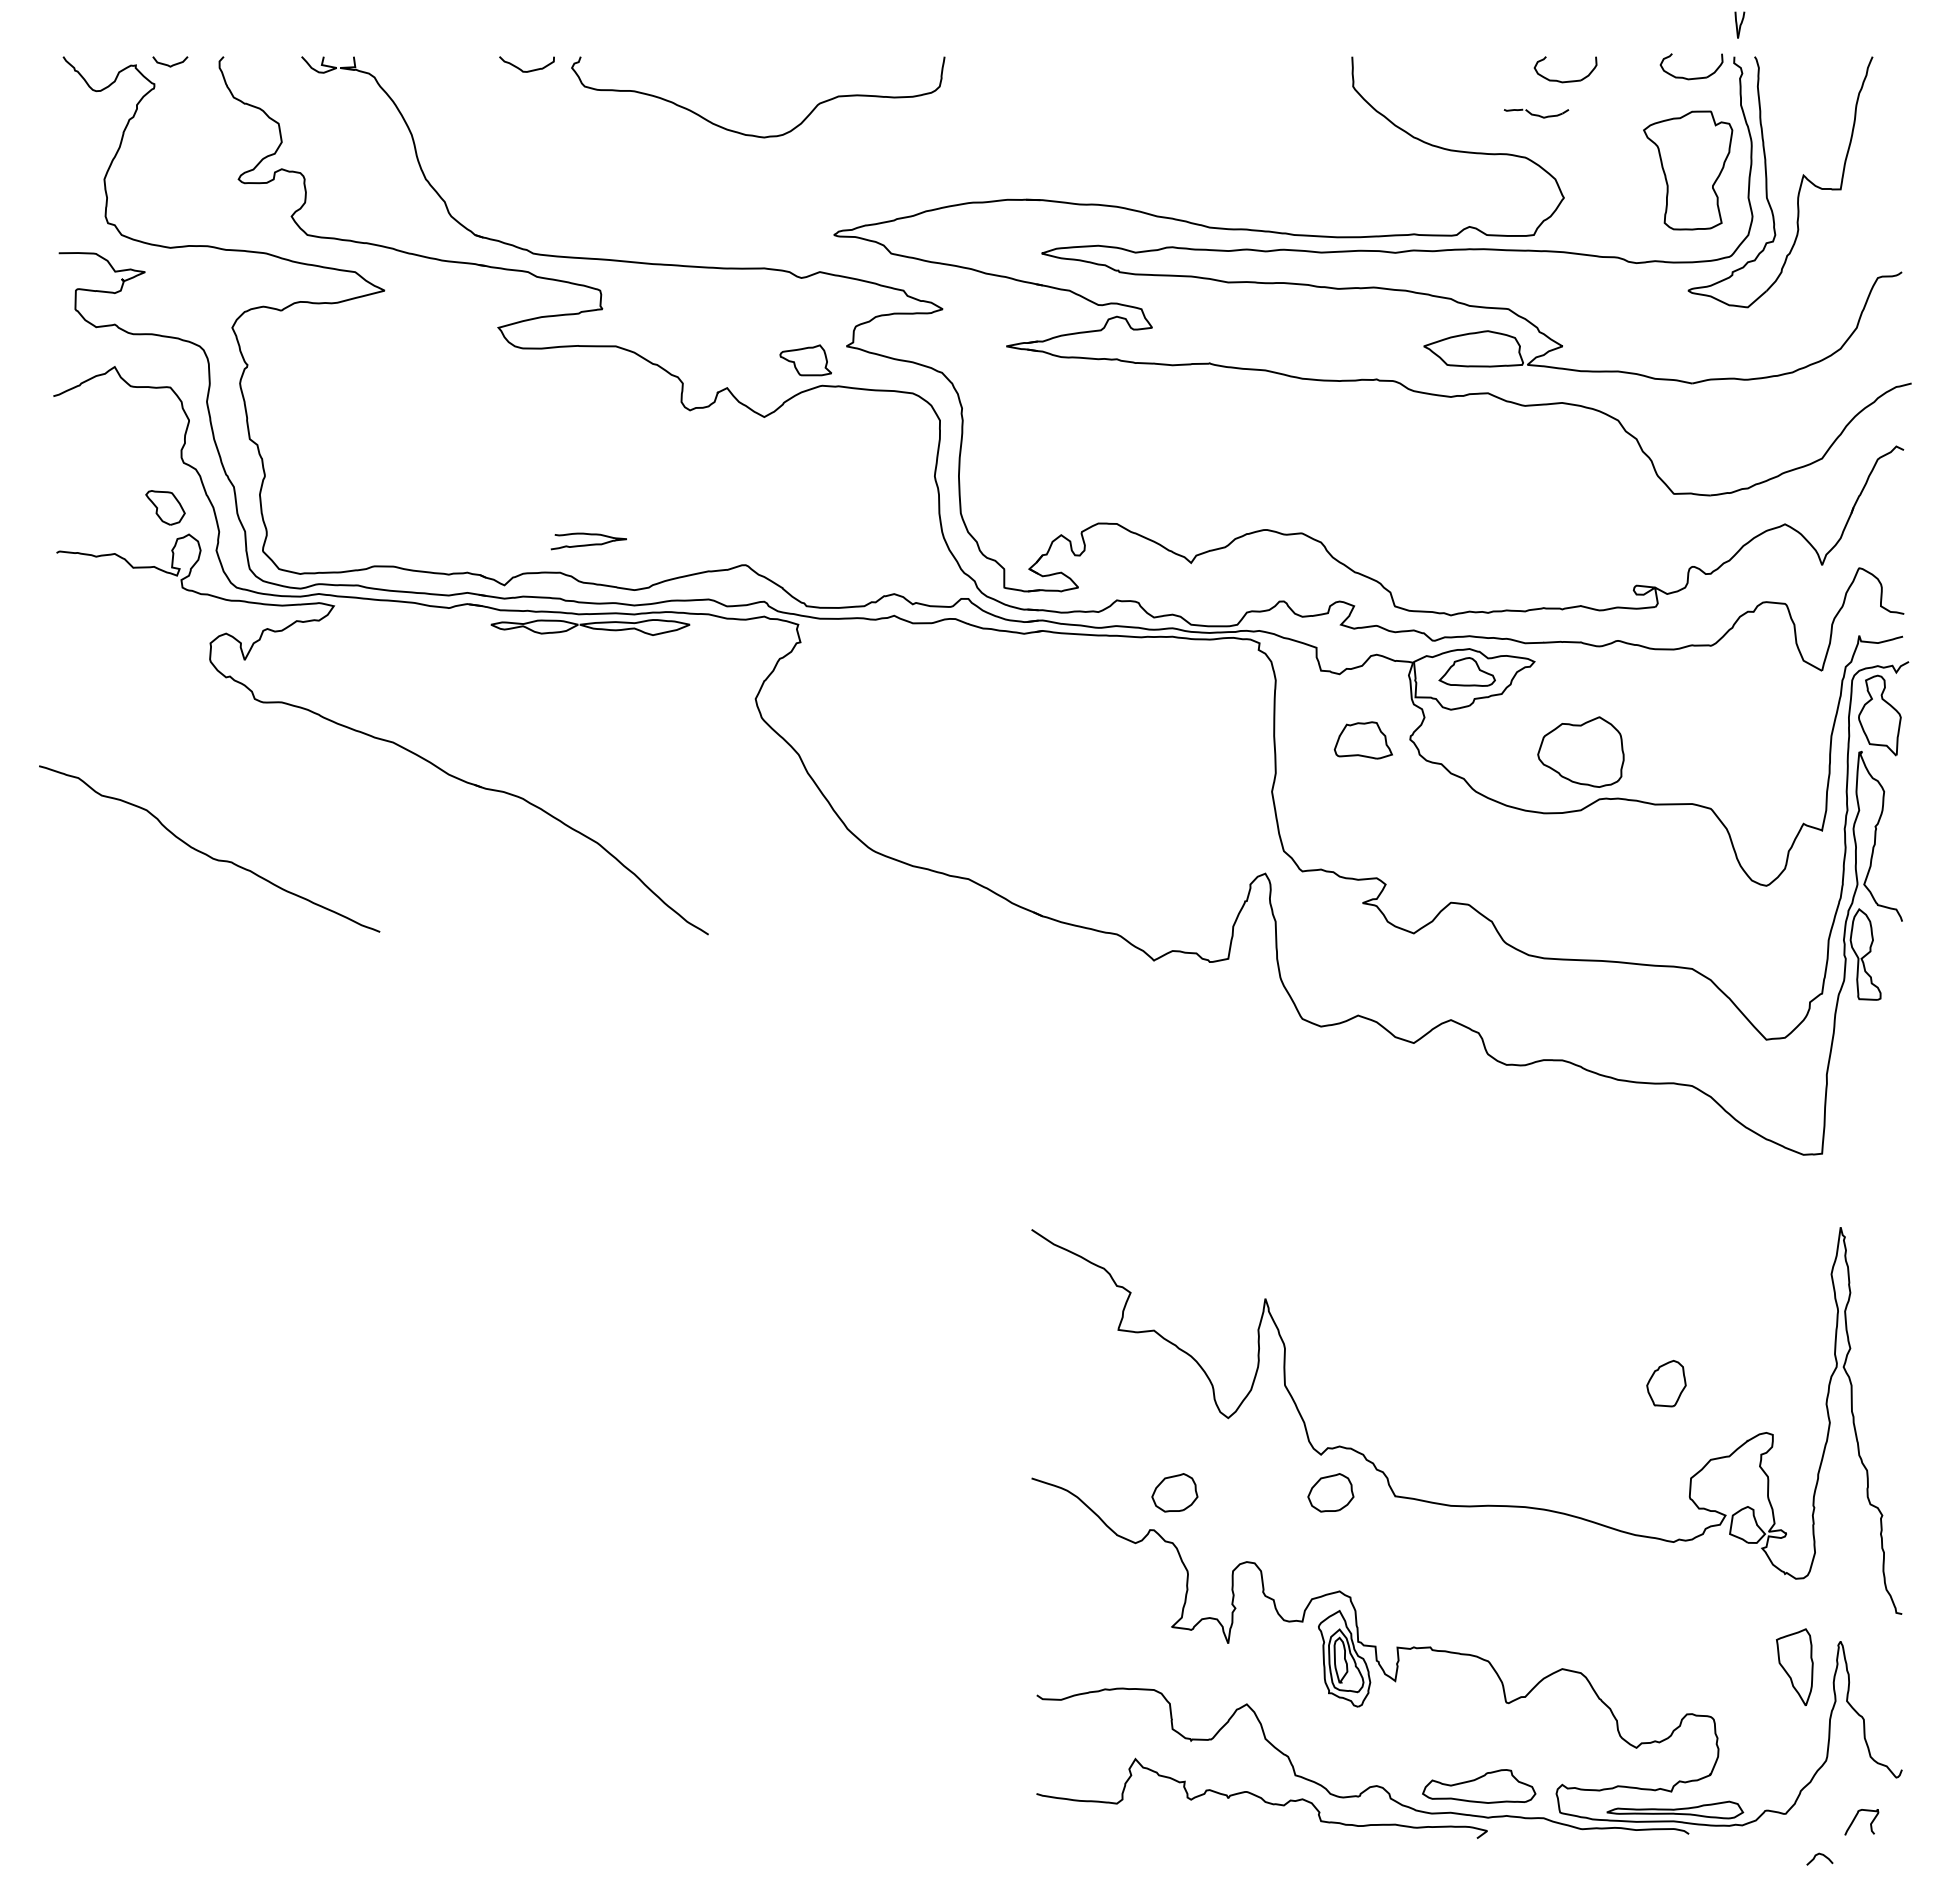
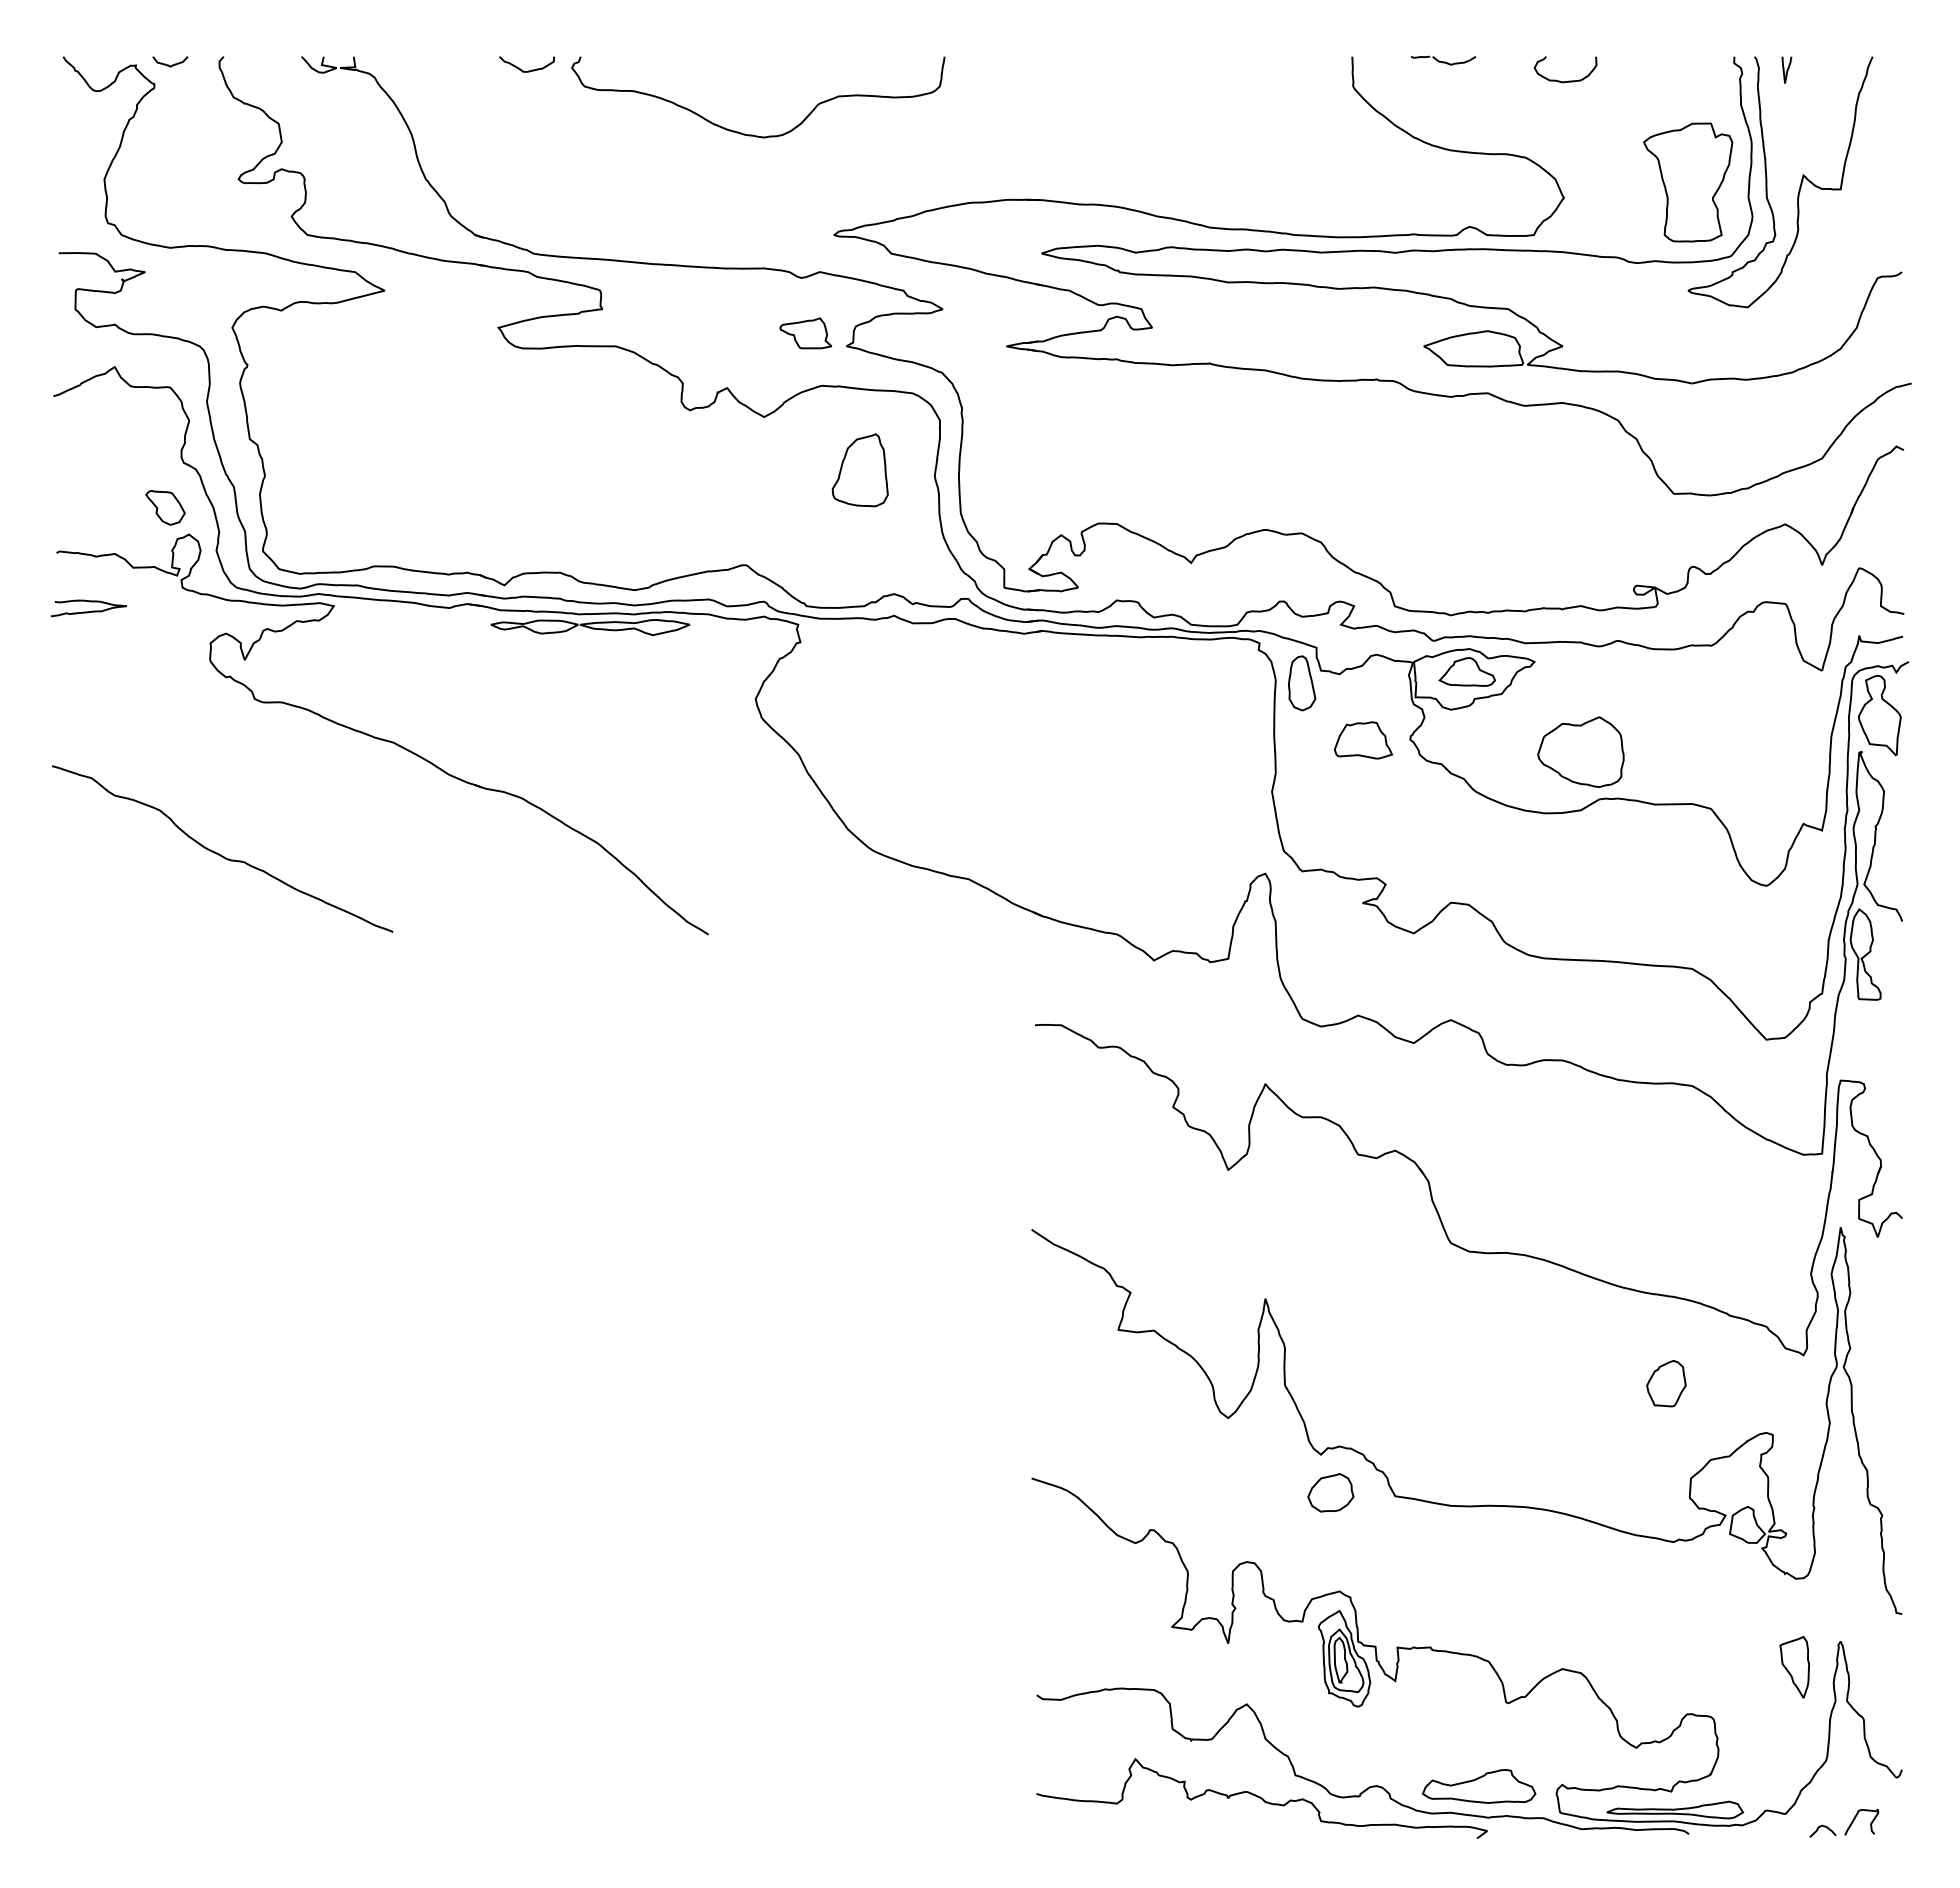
part position: (1739, 24) -> (1786, 69) (1786, 69)
part: present -> none (1694, 77)
part position: (1536, 113) -> (1443, 60) (1443, 60)
part position: (1688, 170) -> (1688, 182) (1688, 182)
part position: (805, 360) -> (805, 333) (805, 333)
part: none -> present (859, 470)
curve position: (588, 544) -> (88, 611) (88, 611)
part: none -> present (1302, 683)
curve position: (206, 853) -> (219, 853) (219, 853)
part: none -> present (1435, 1204)
part: present -> none (1174, 1492)
part size: 38x79 px -> 31x63 px (1794, 1667)
curve position: (1817, 1855) -> (1820, 1827) (1820, 1827)
